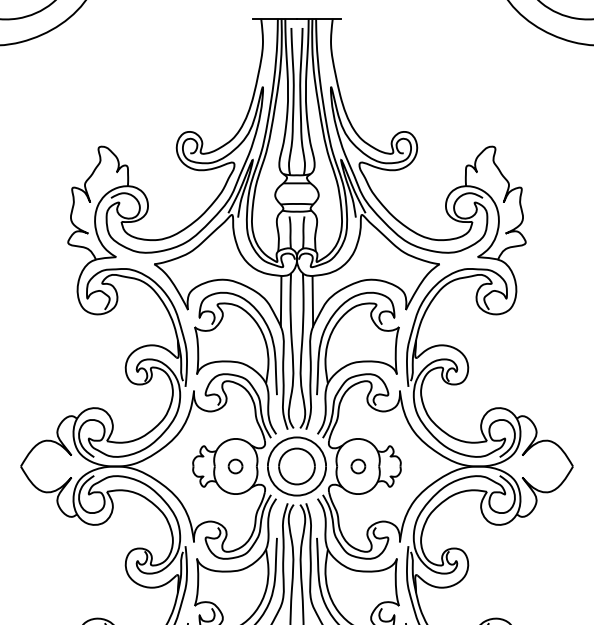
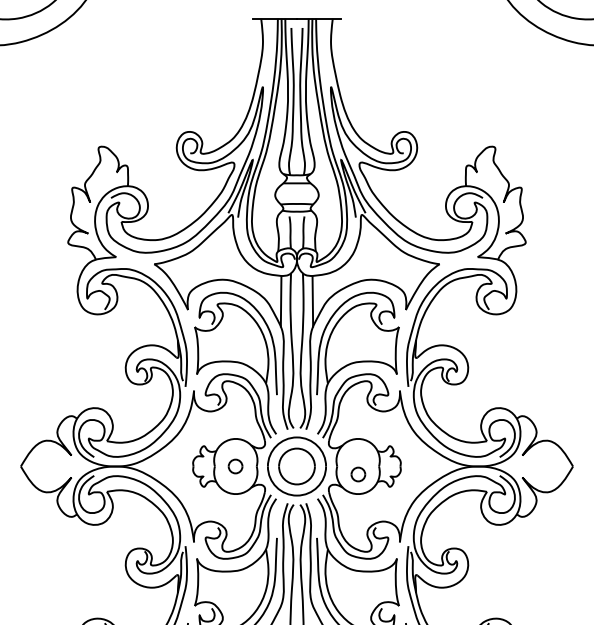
part position: (358, 466) -> (358, 474) (358, 474)
